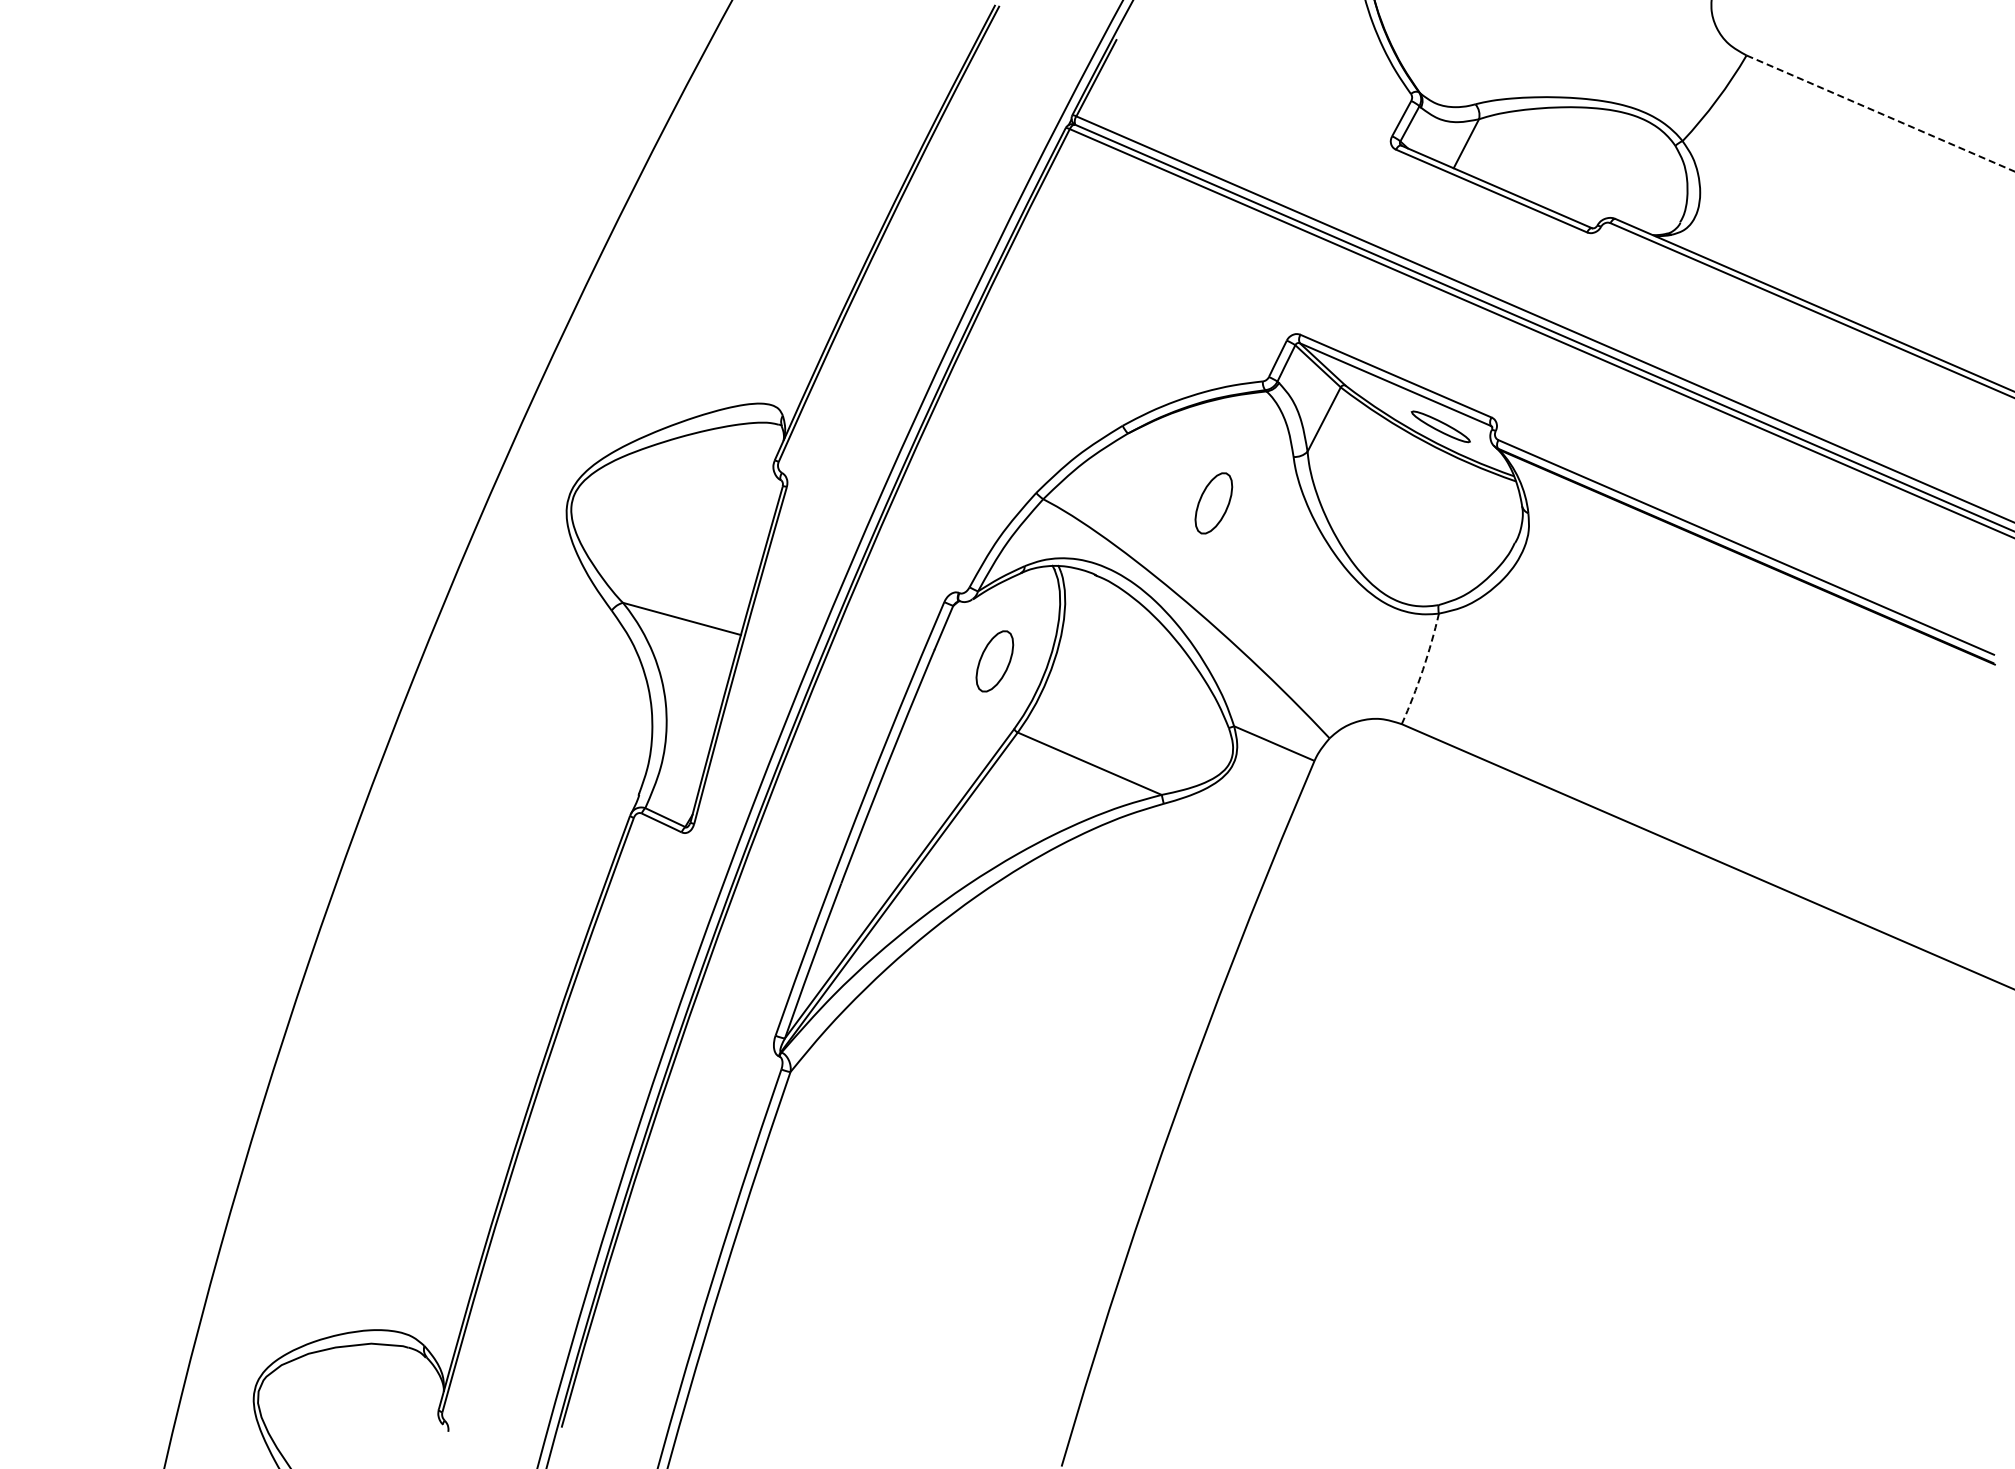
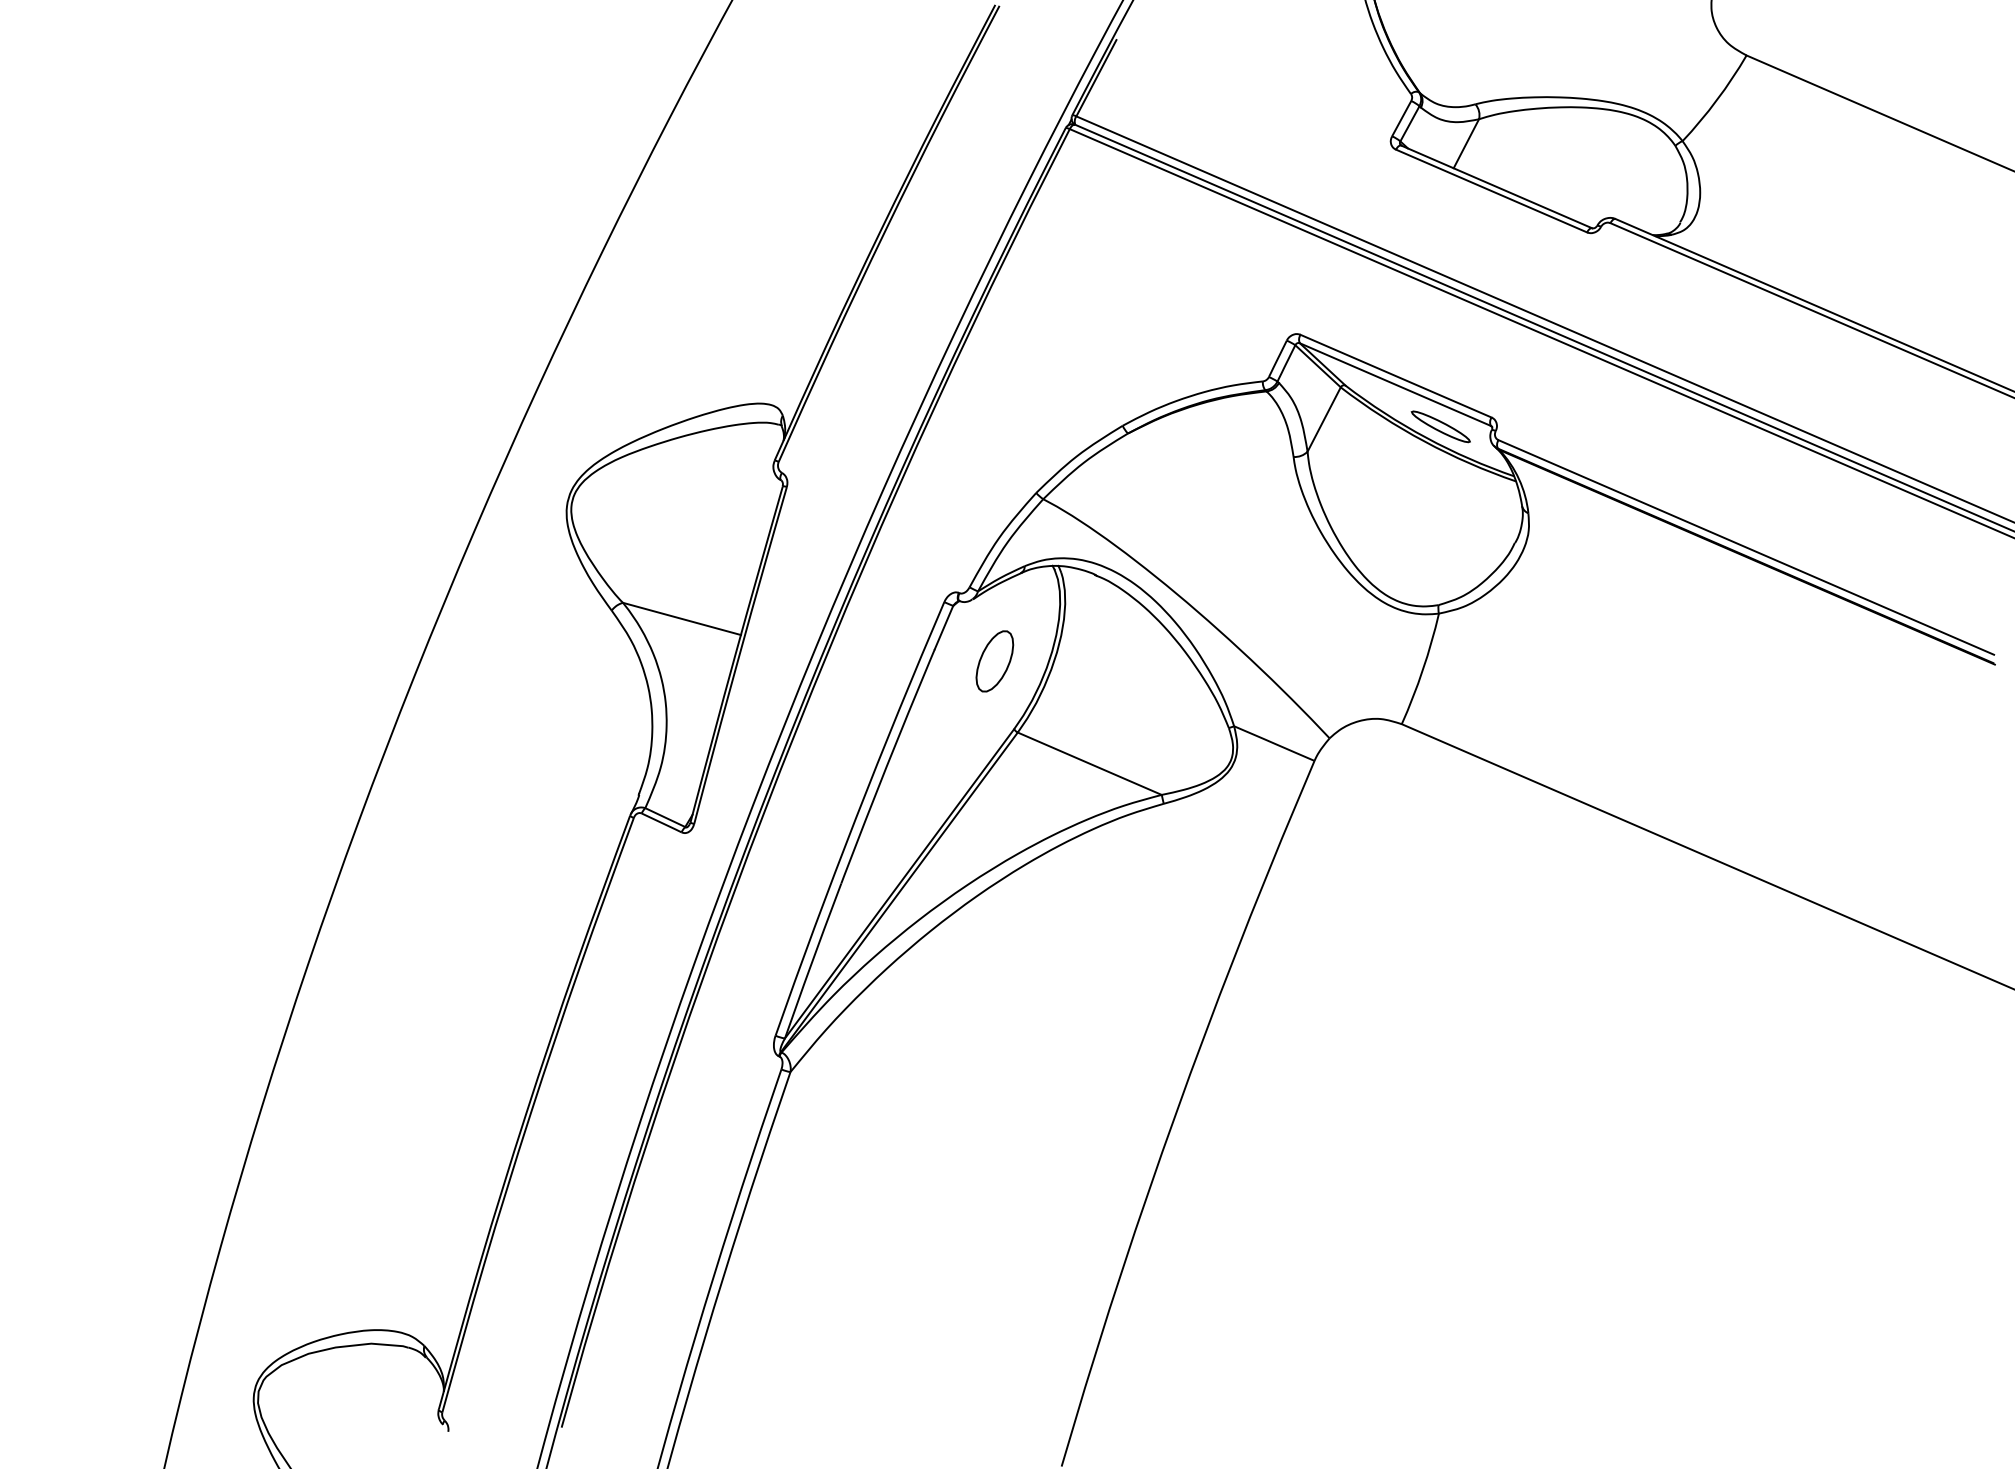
line: dashed -> solid (1880, 113)
part: present -> none (1213, 503)
arc: dashed -> solid (1422, 669)
